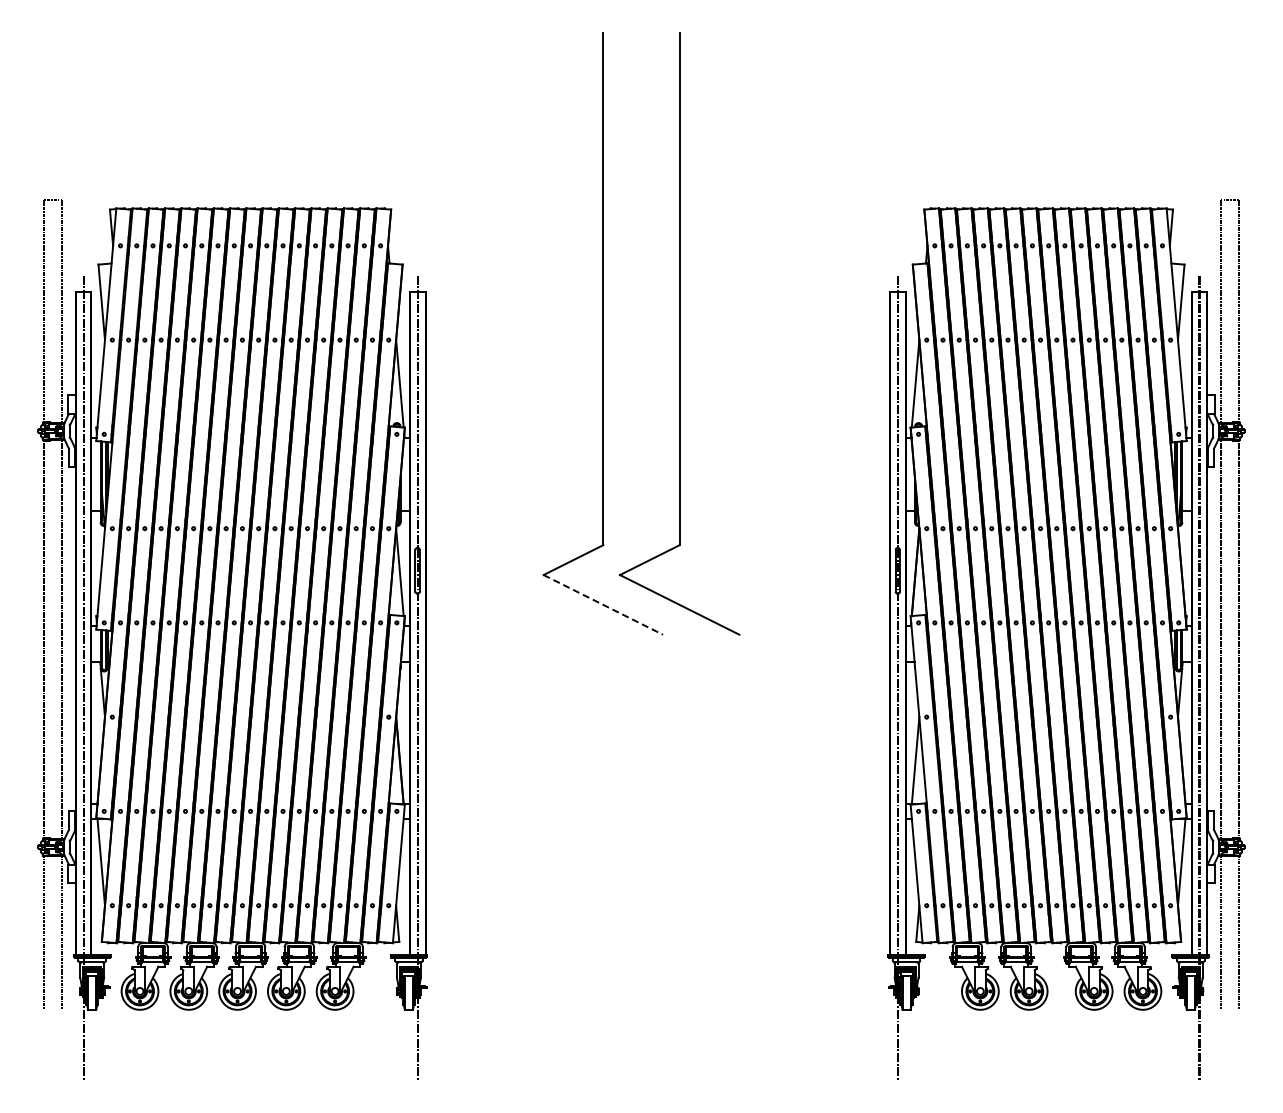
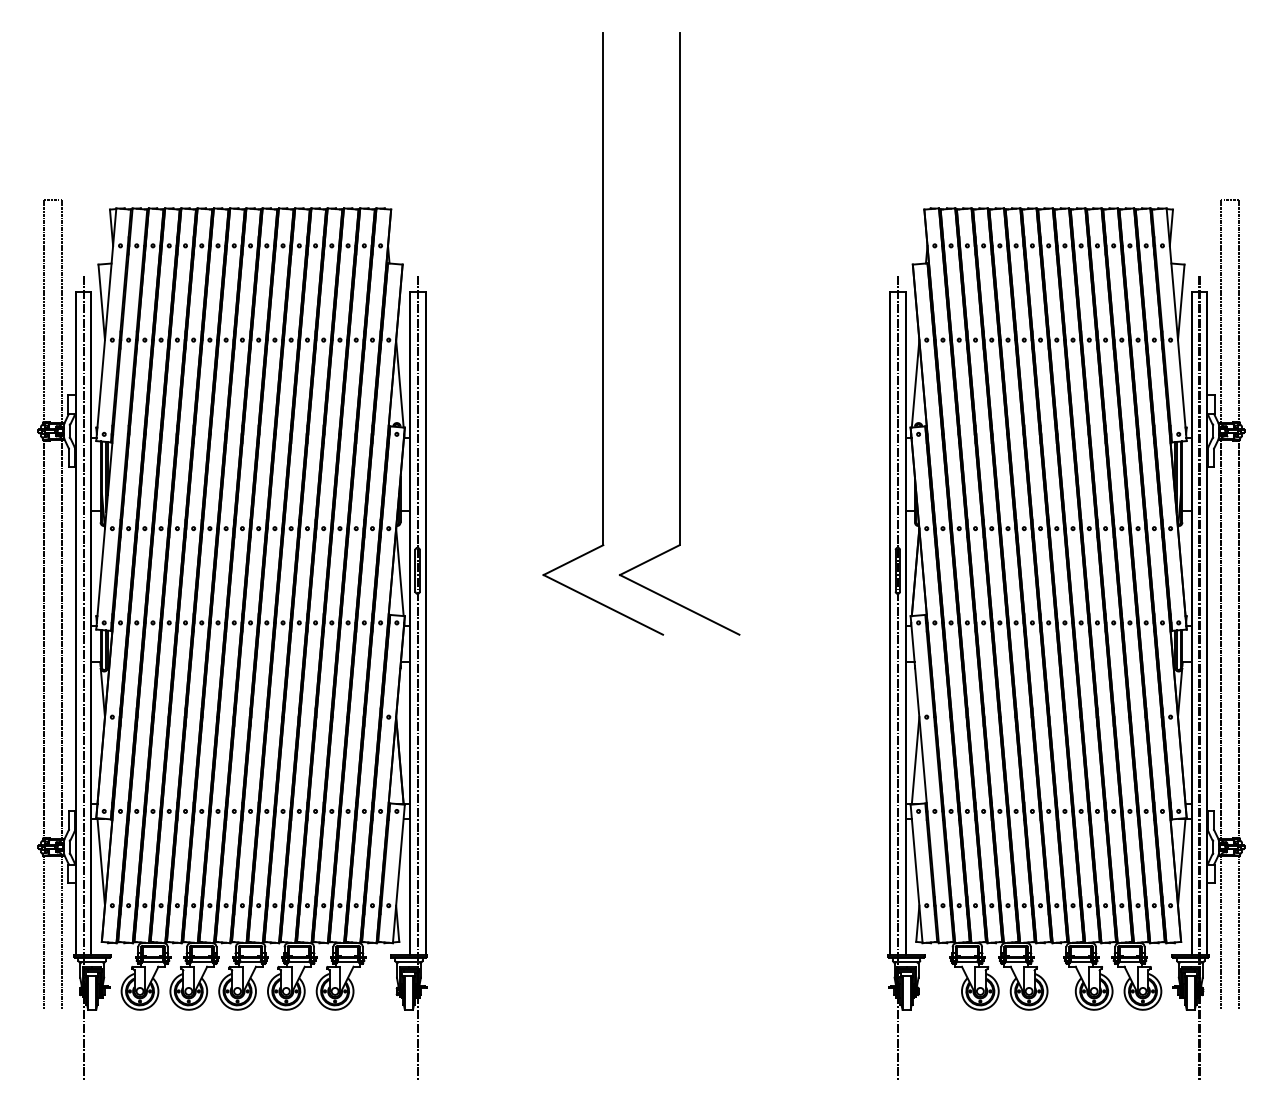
line: dashed -> solid (603, 604)
